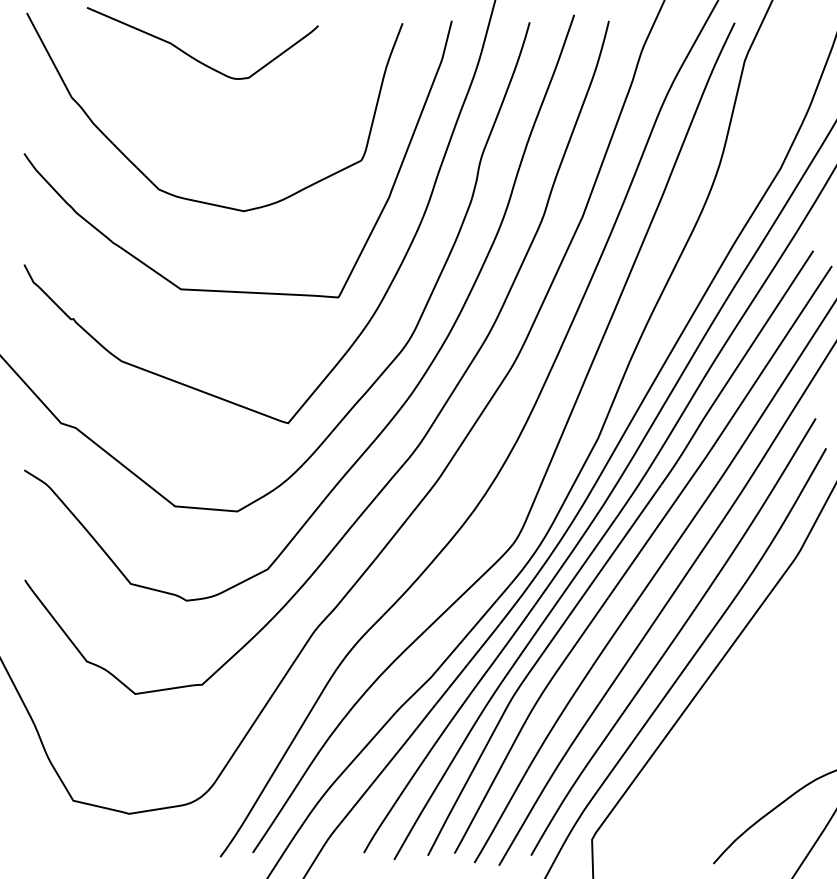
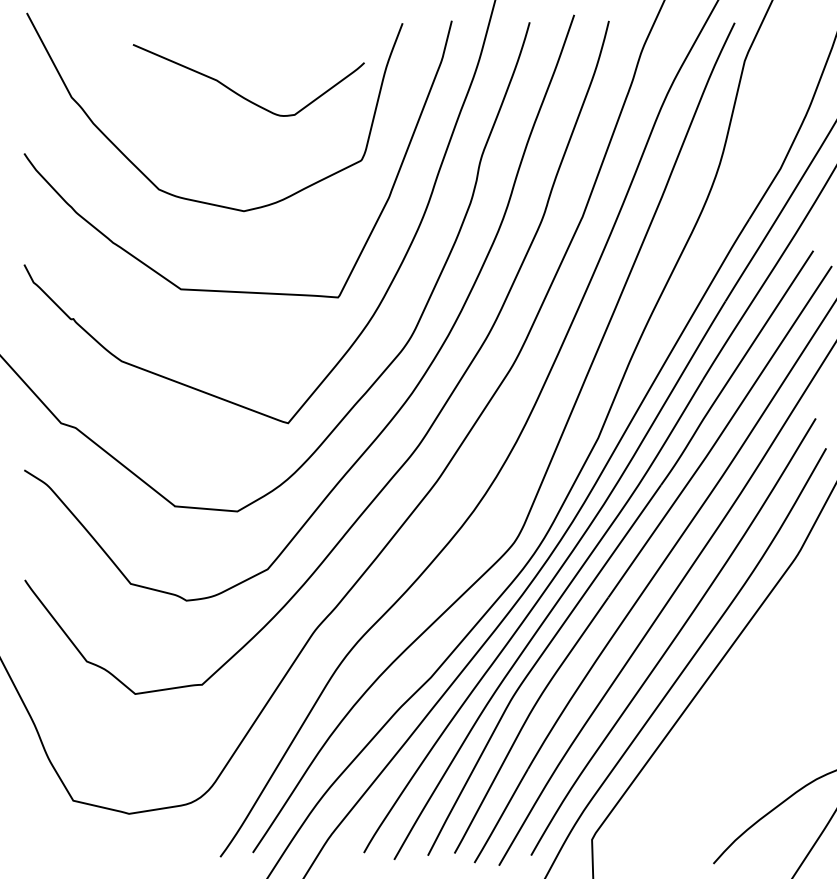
curve position: (194, 57) -> (240, 94) (240, 94)
